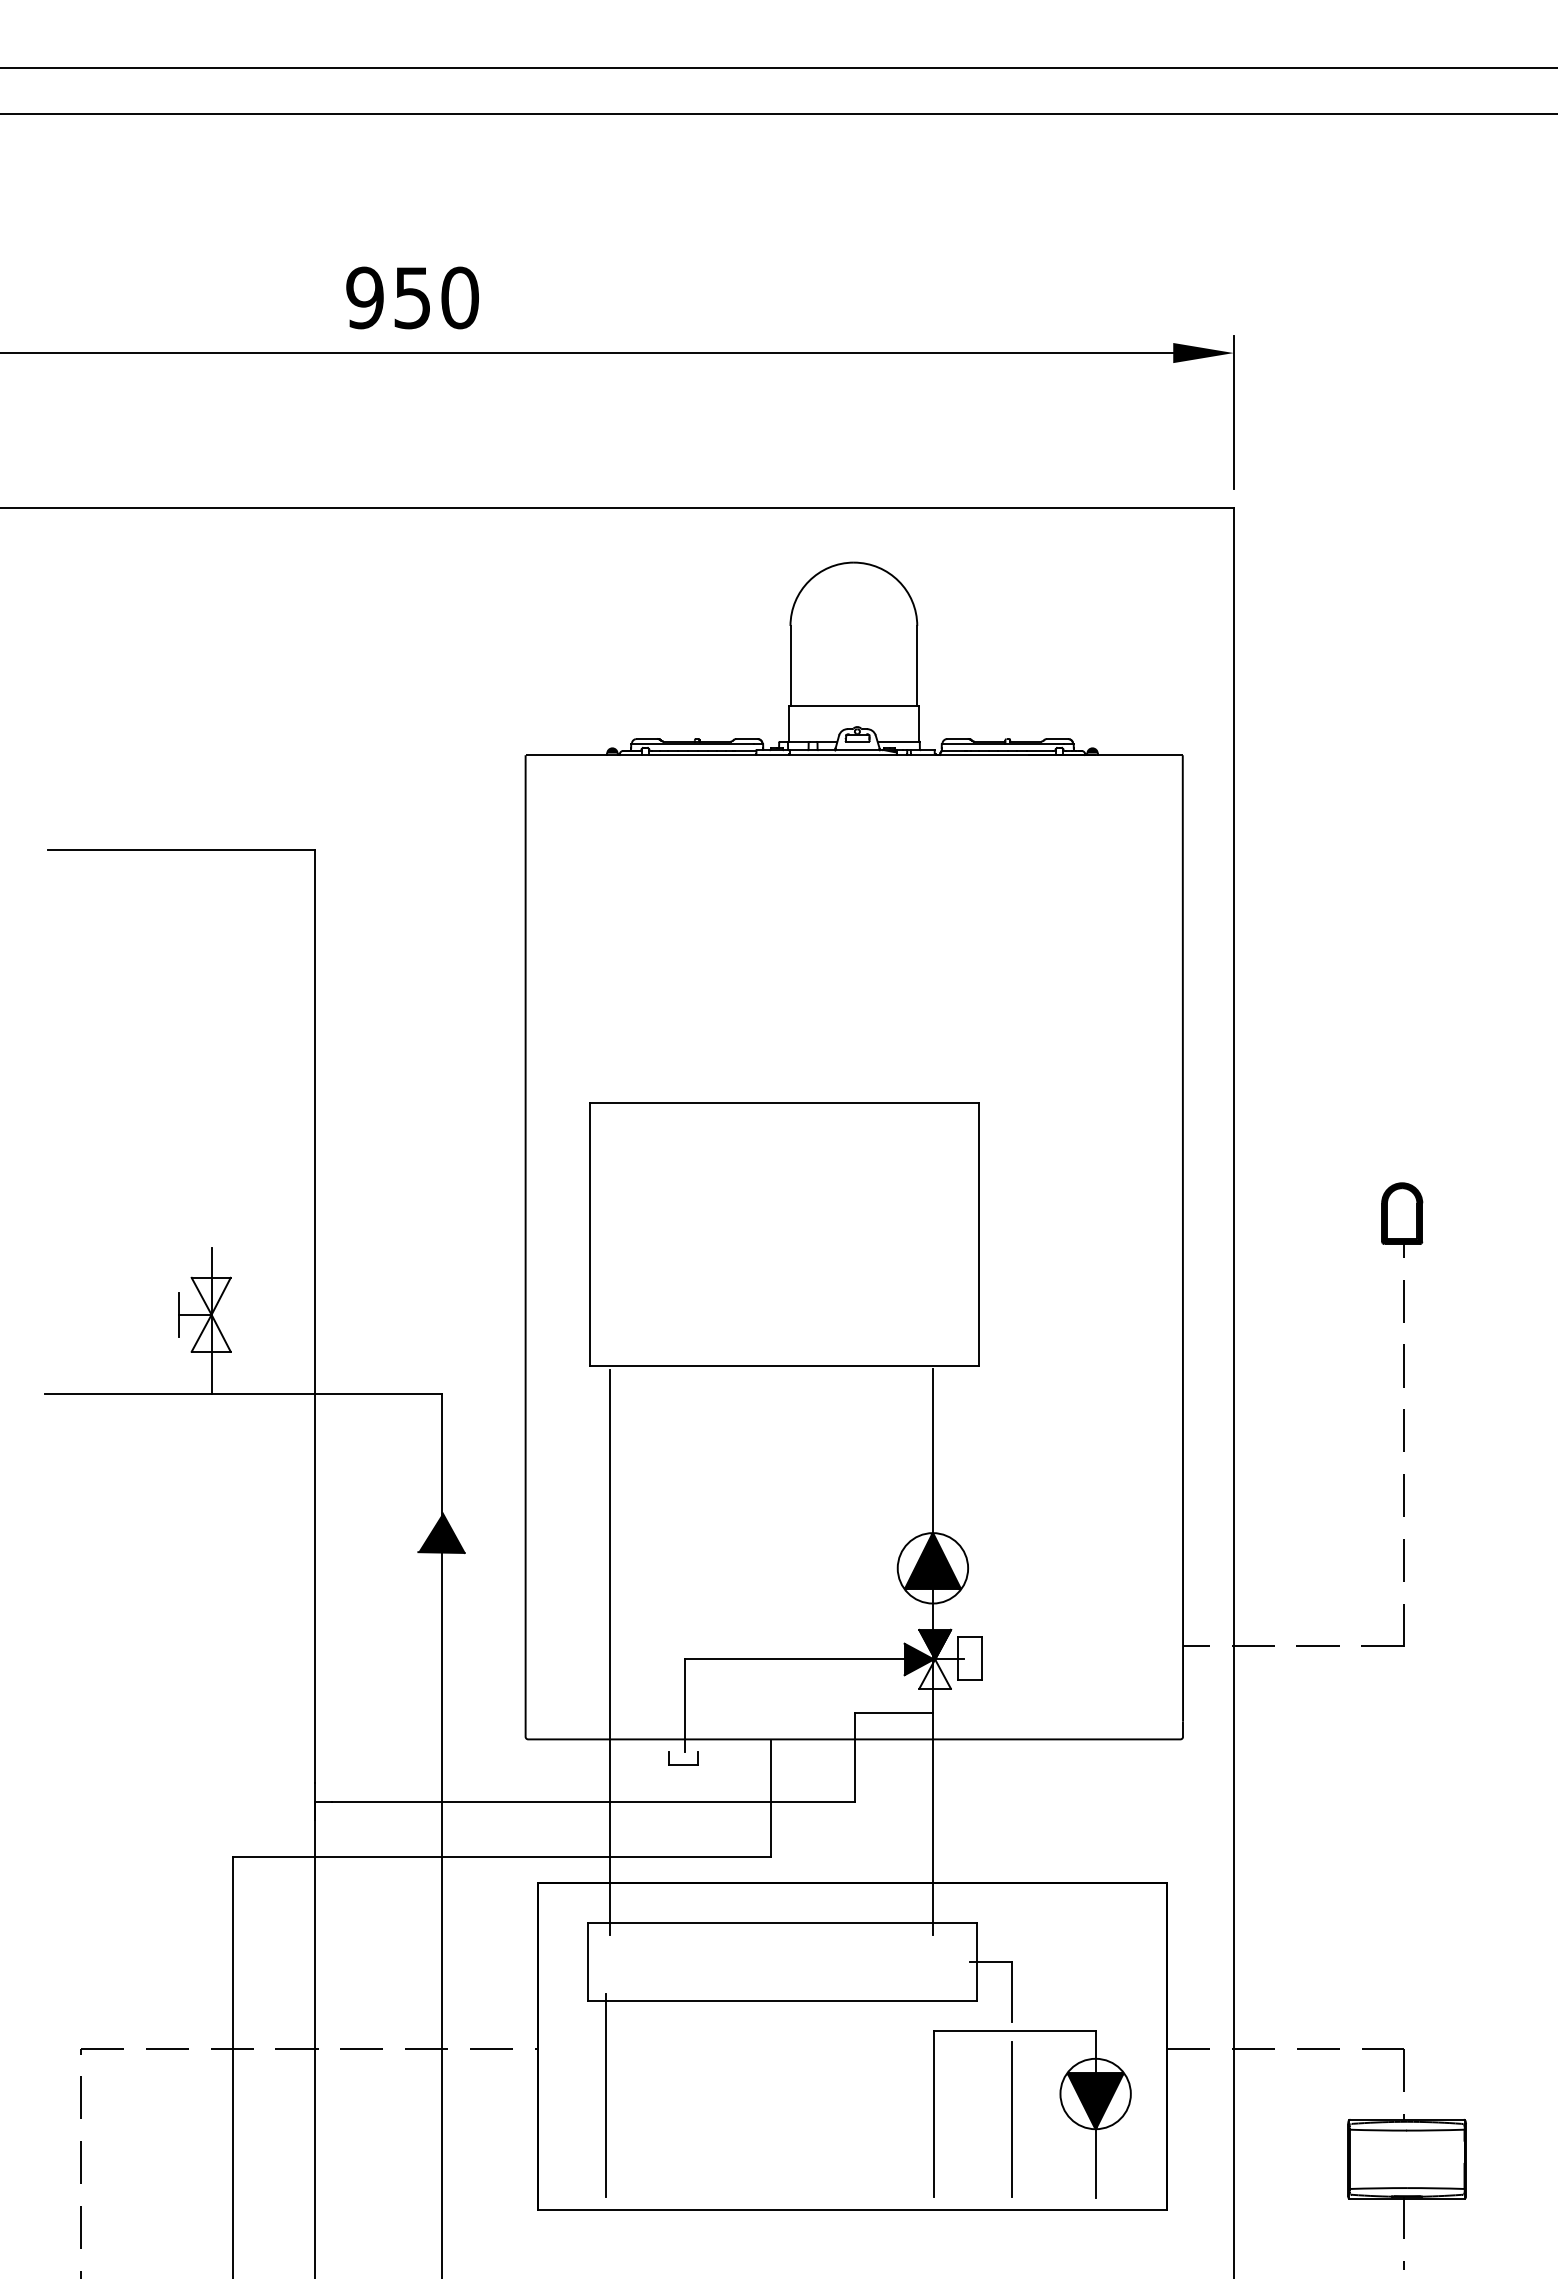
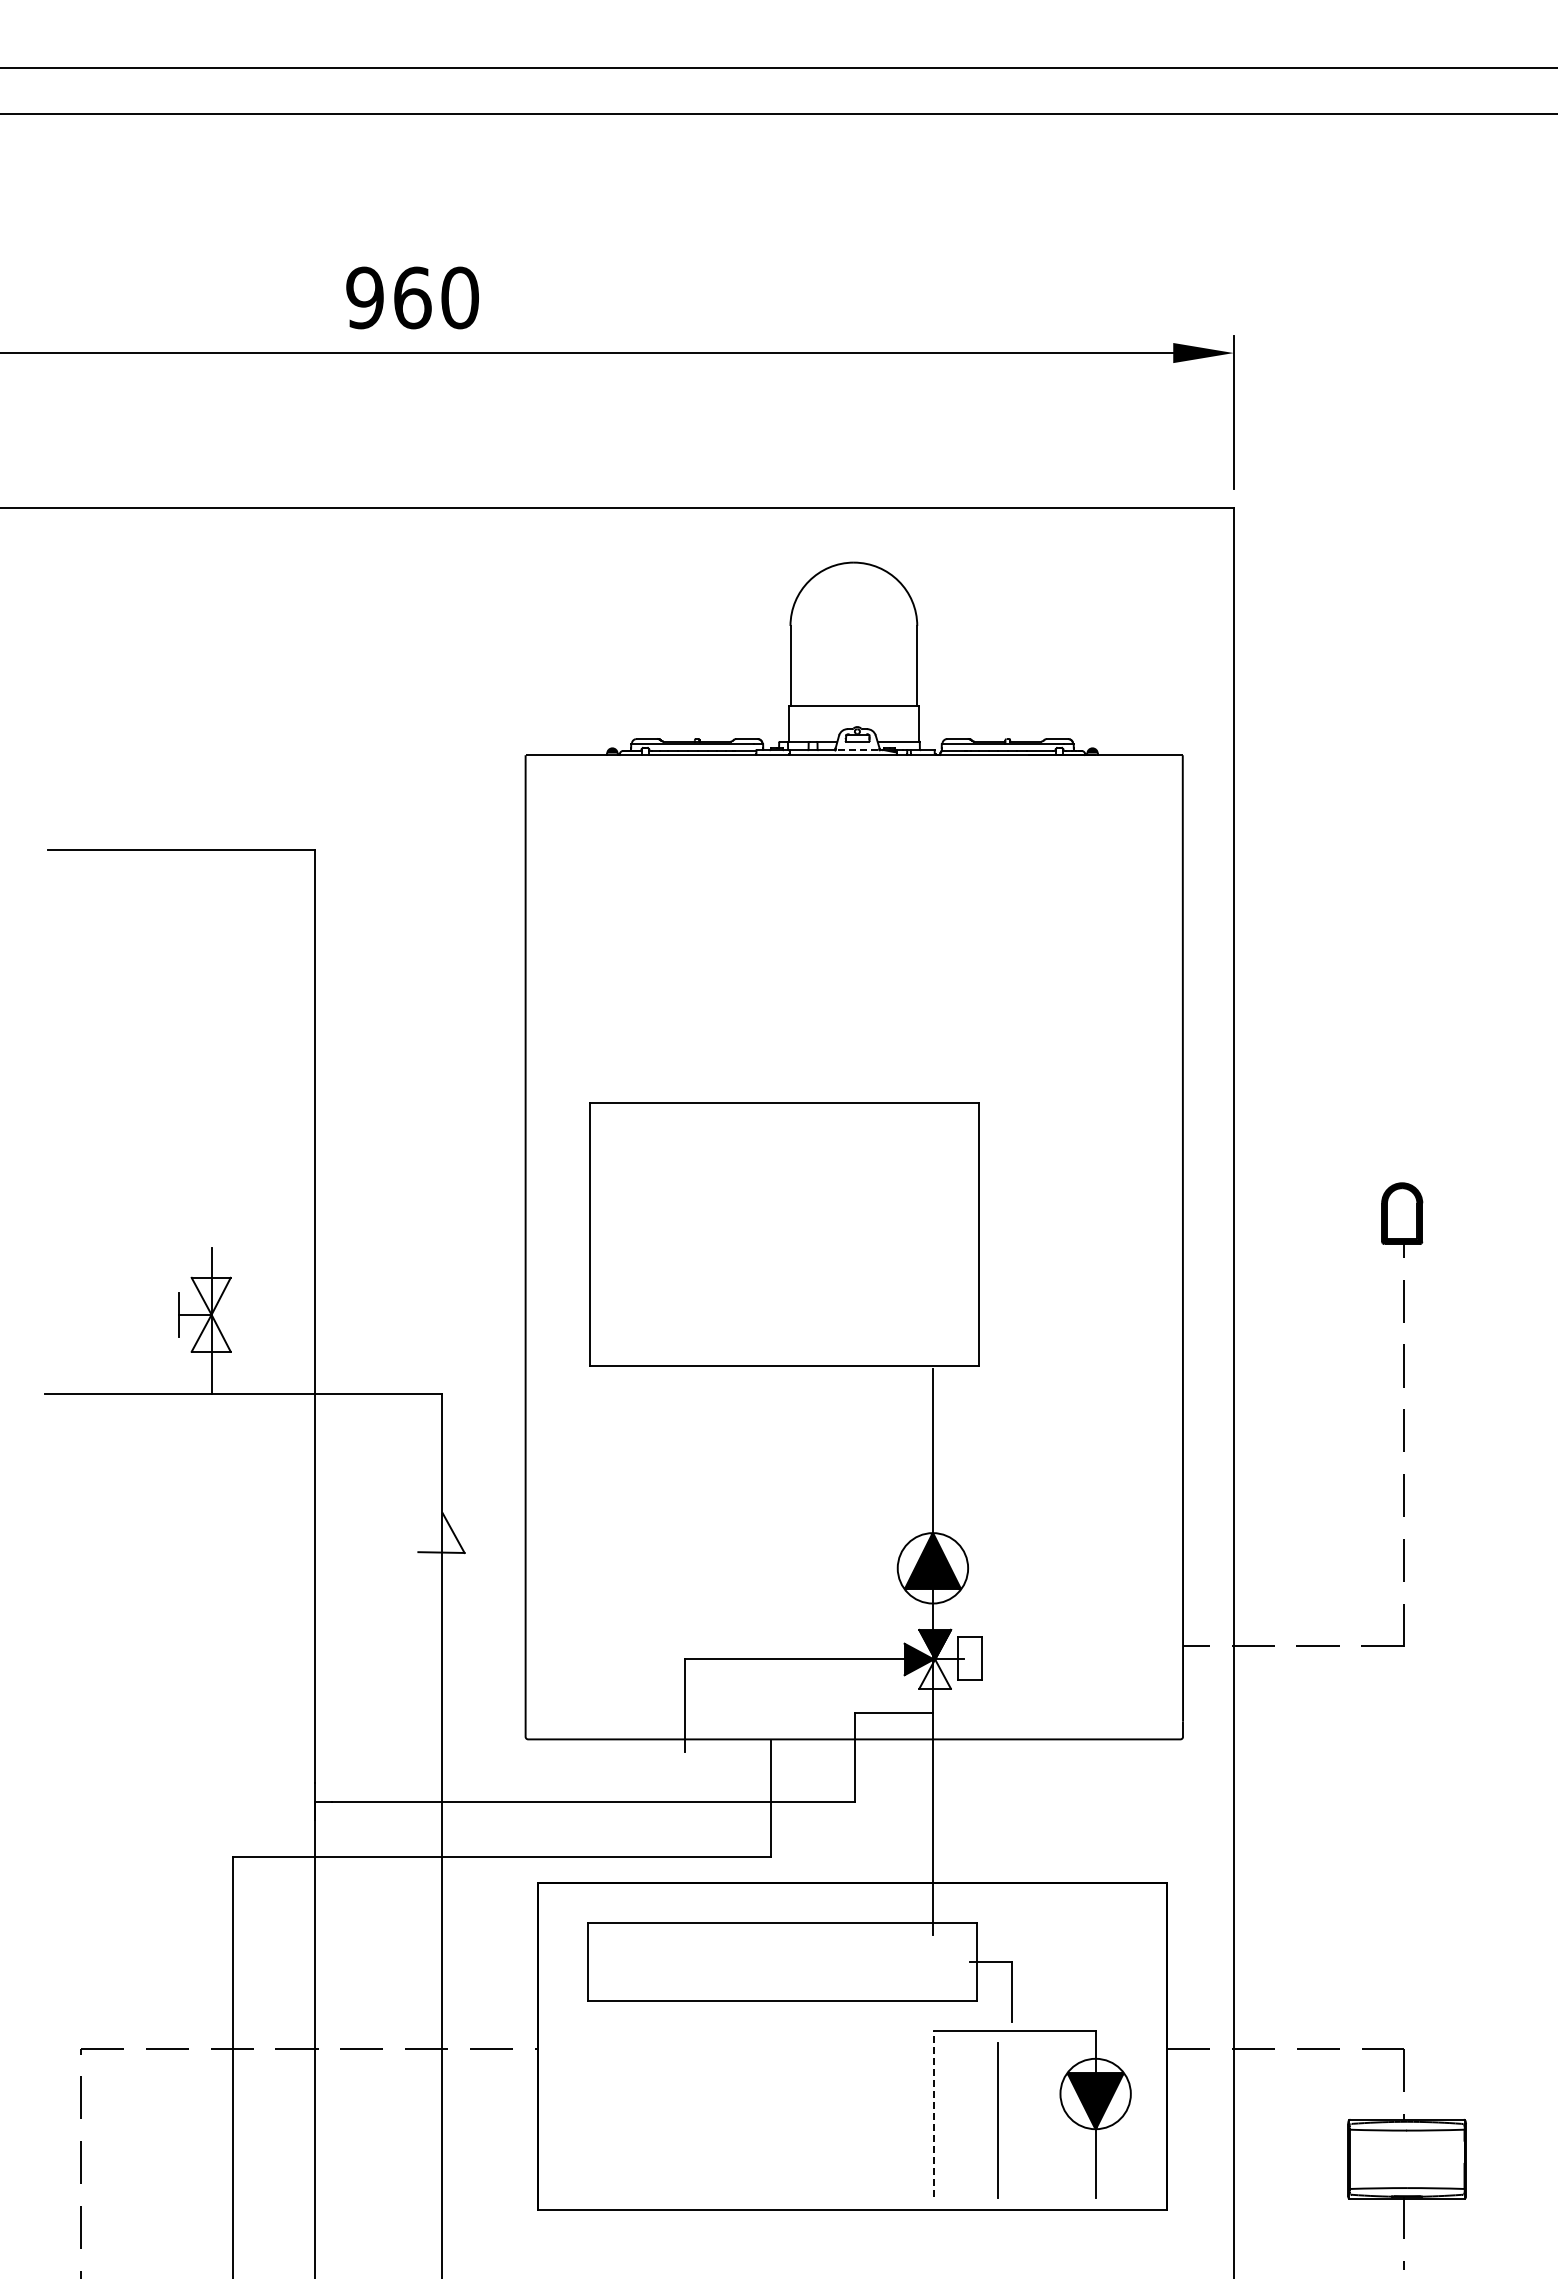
text: 950 -> 960 (412, 297)
line: solid -> dashed (857, 750)
fill: present -> none (441, 1532)
line: present -> none (610, 1652)
part: present -> none (683, 1758)
line: present -> none (606, 2095)
line: solid -> dashed (933, 2114)
line position: (1011, 2119) -> (997, 2120) (997, 2120)
